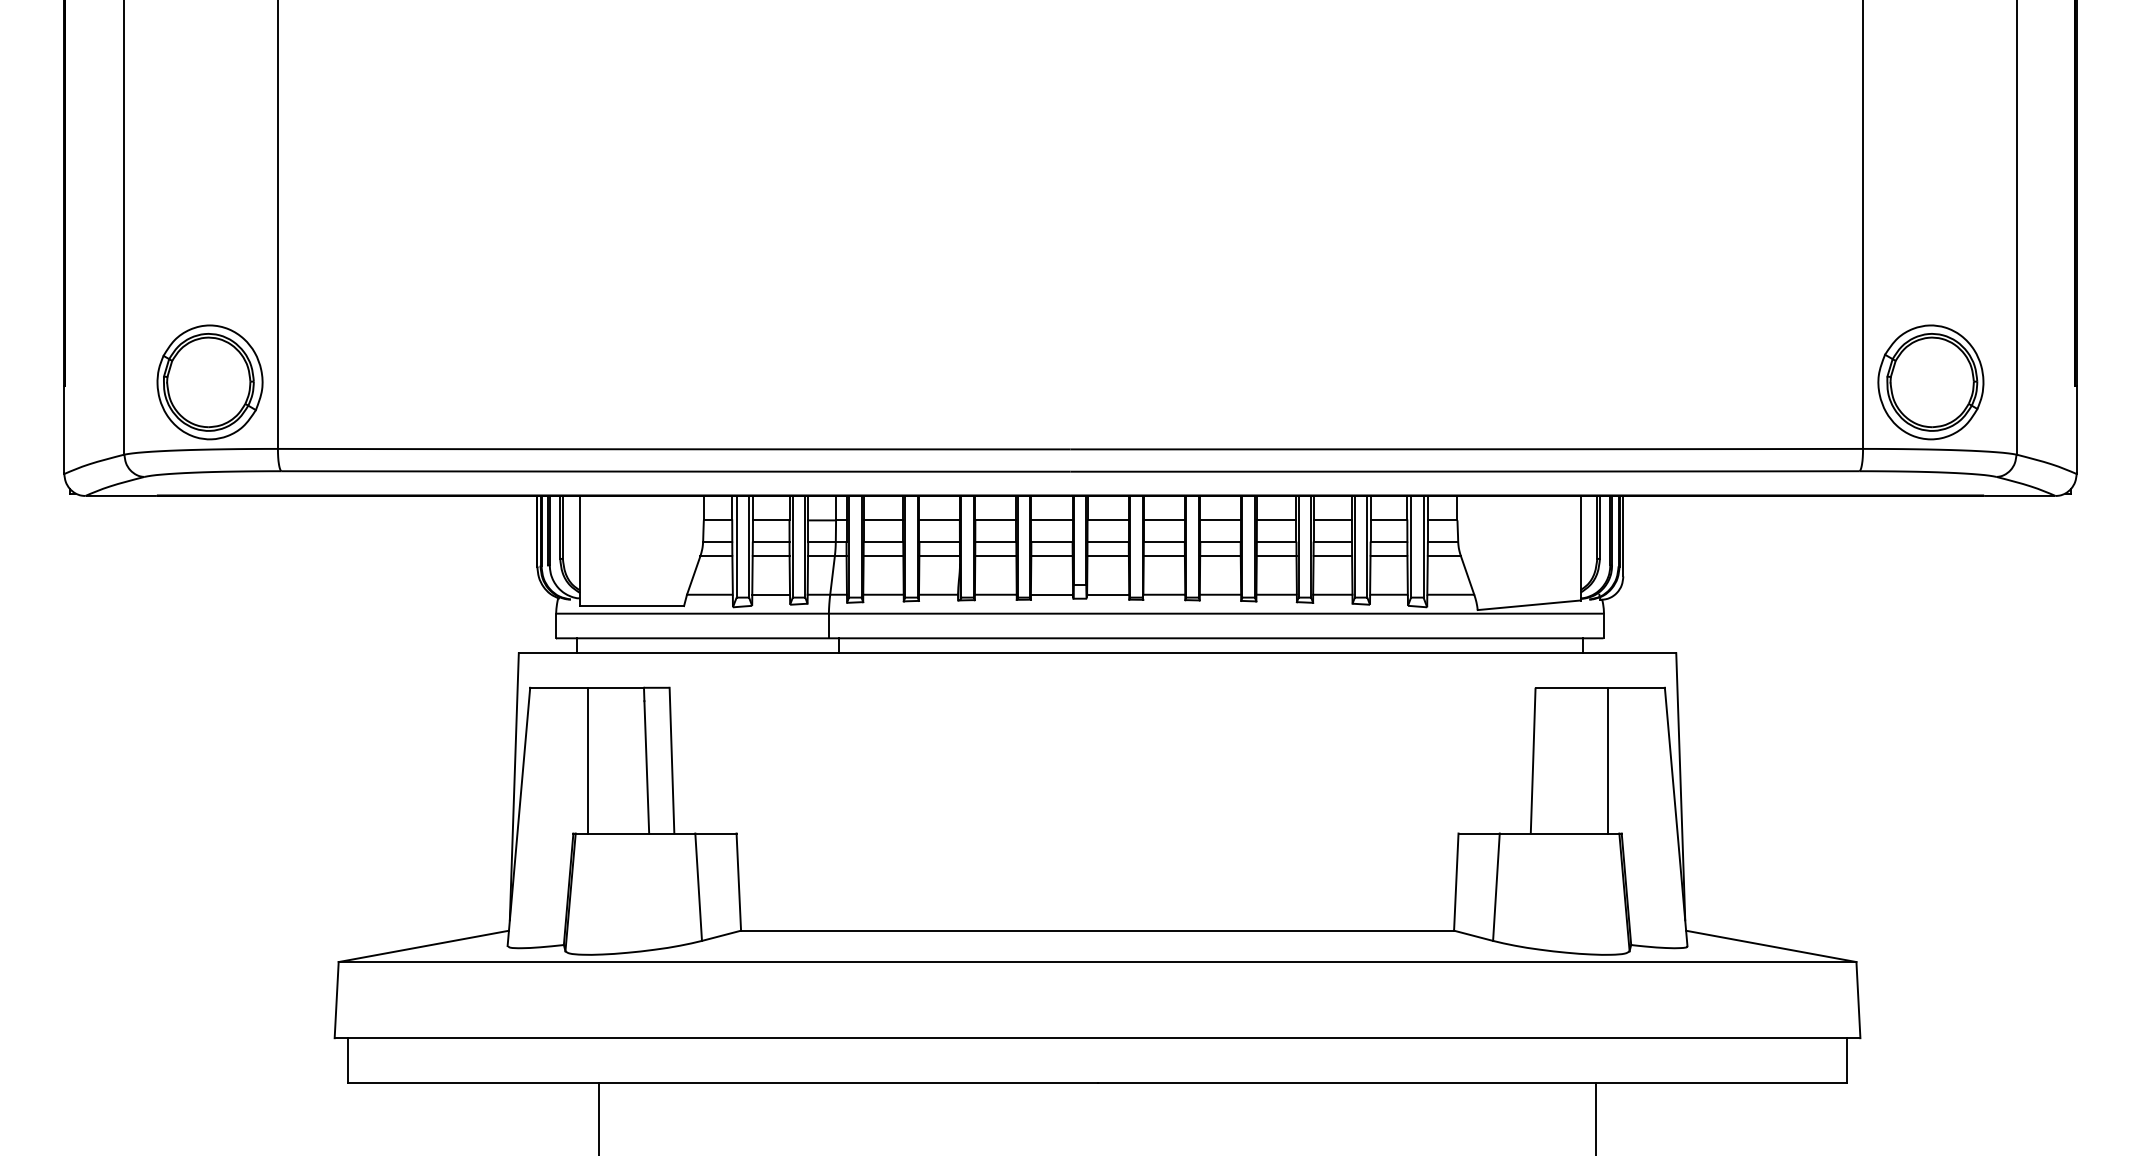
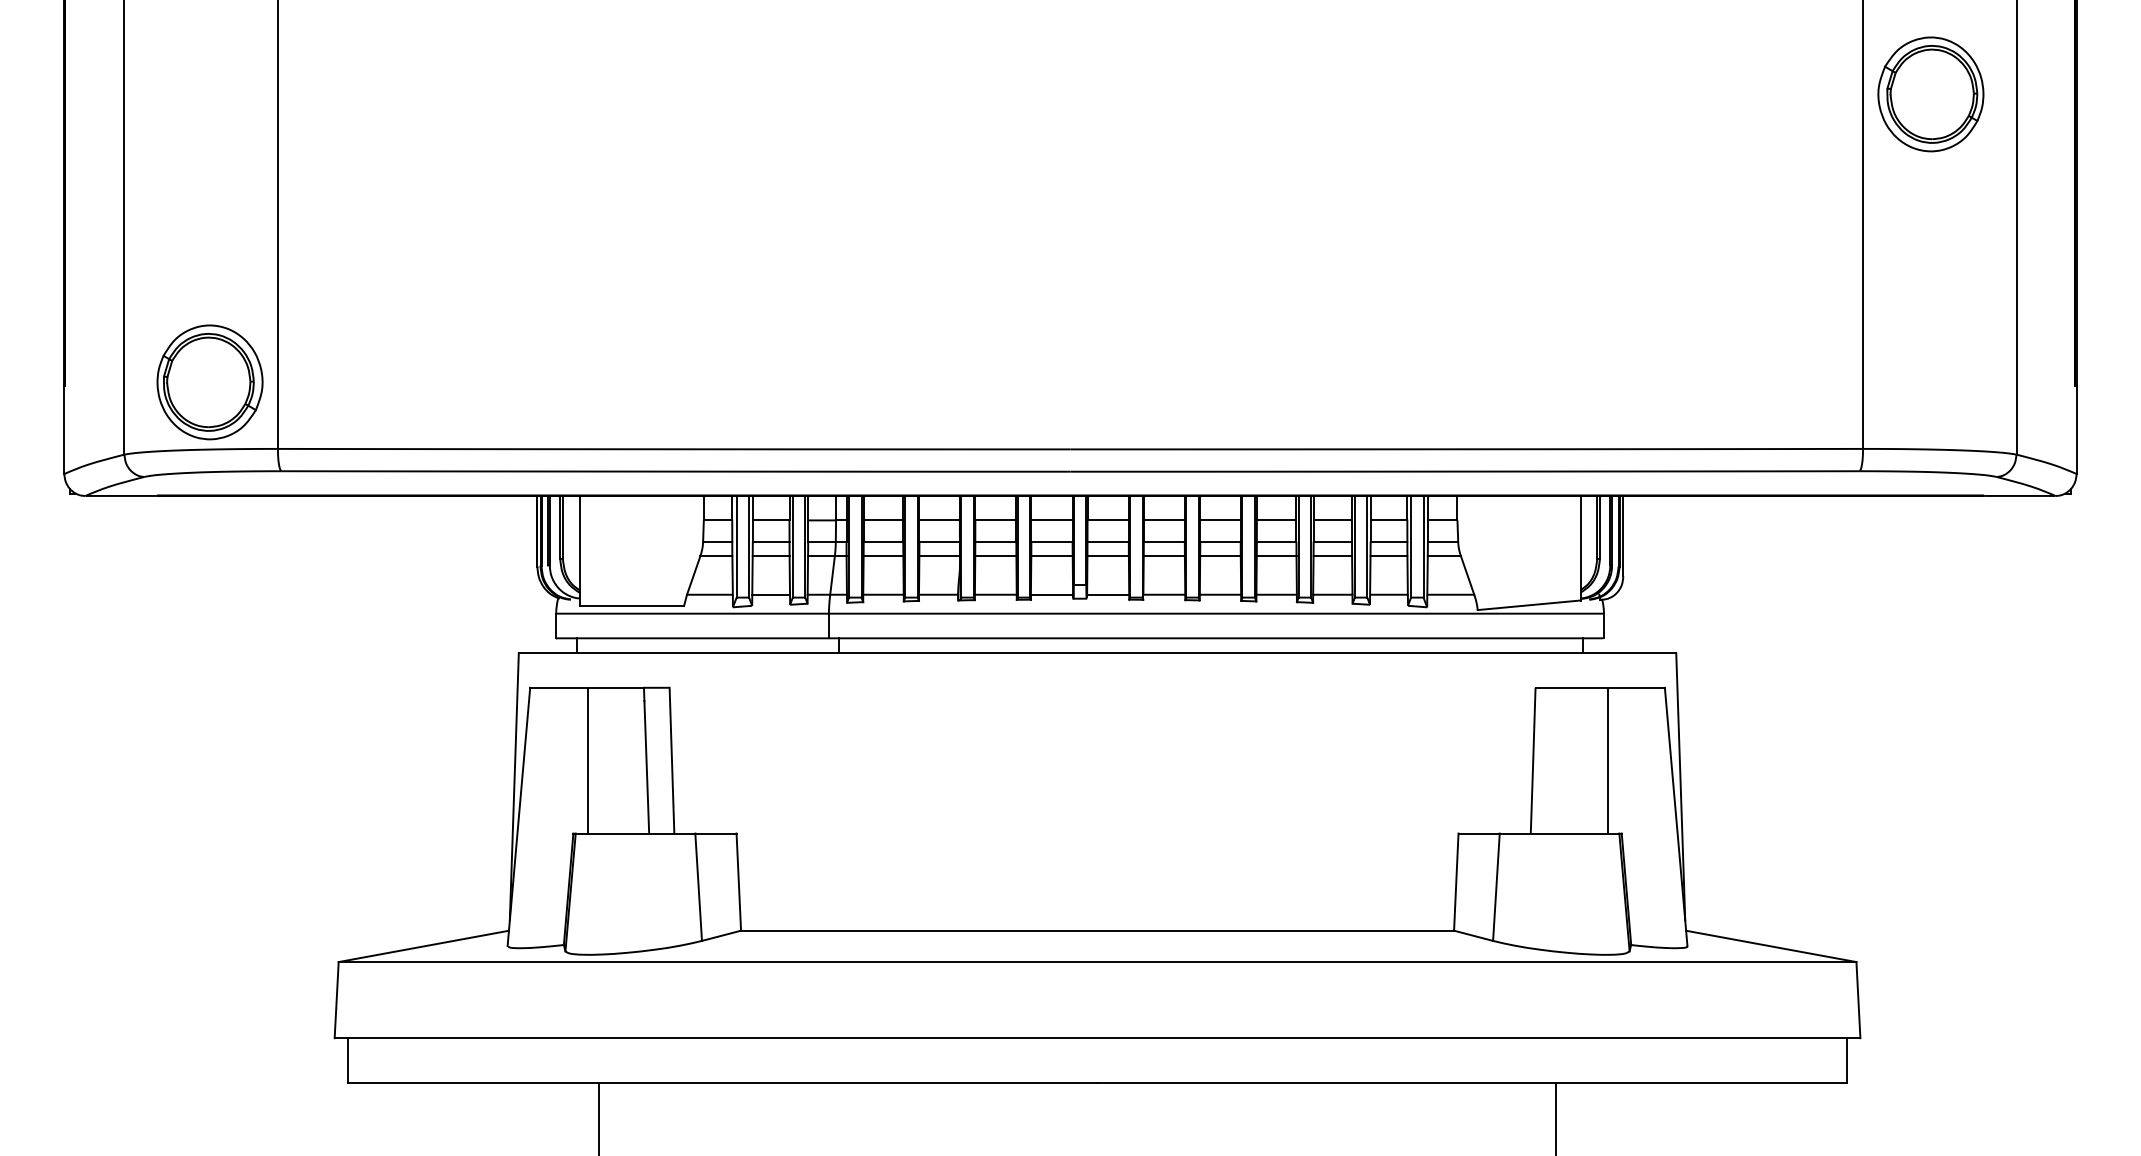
part position: (1930, 382) -> (1930, 94) (1930, 94)
line position: (1596, 1117) -> (1556, 1117) (1556, 1117)
